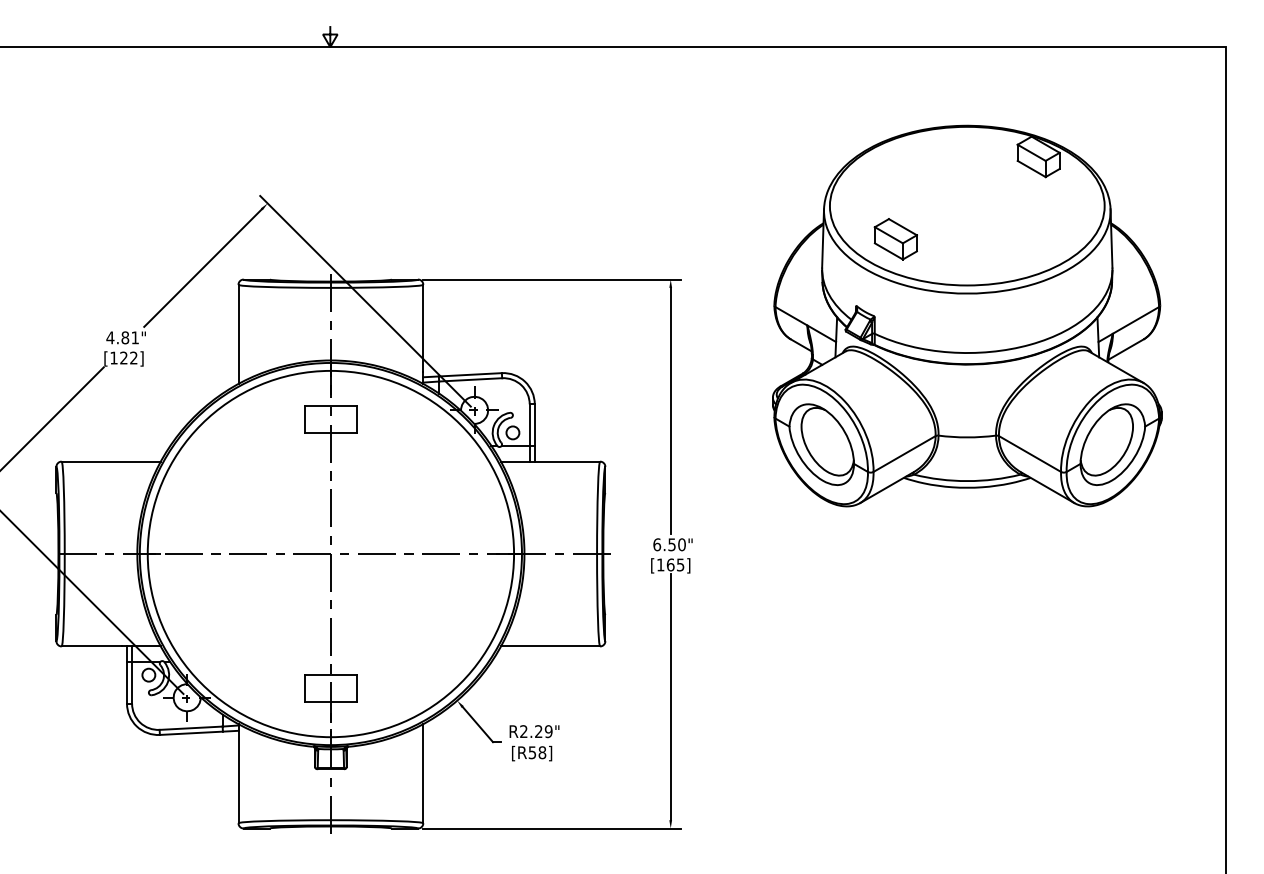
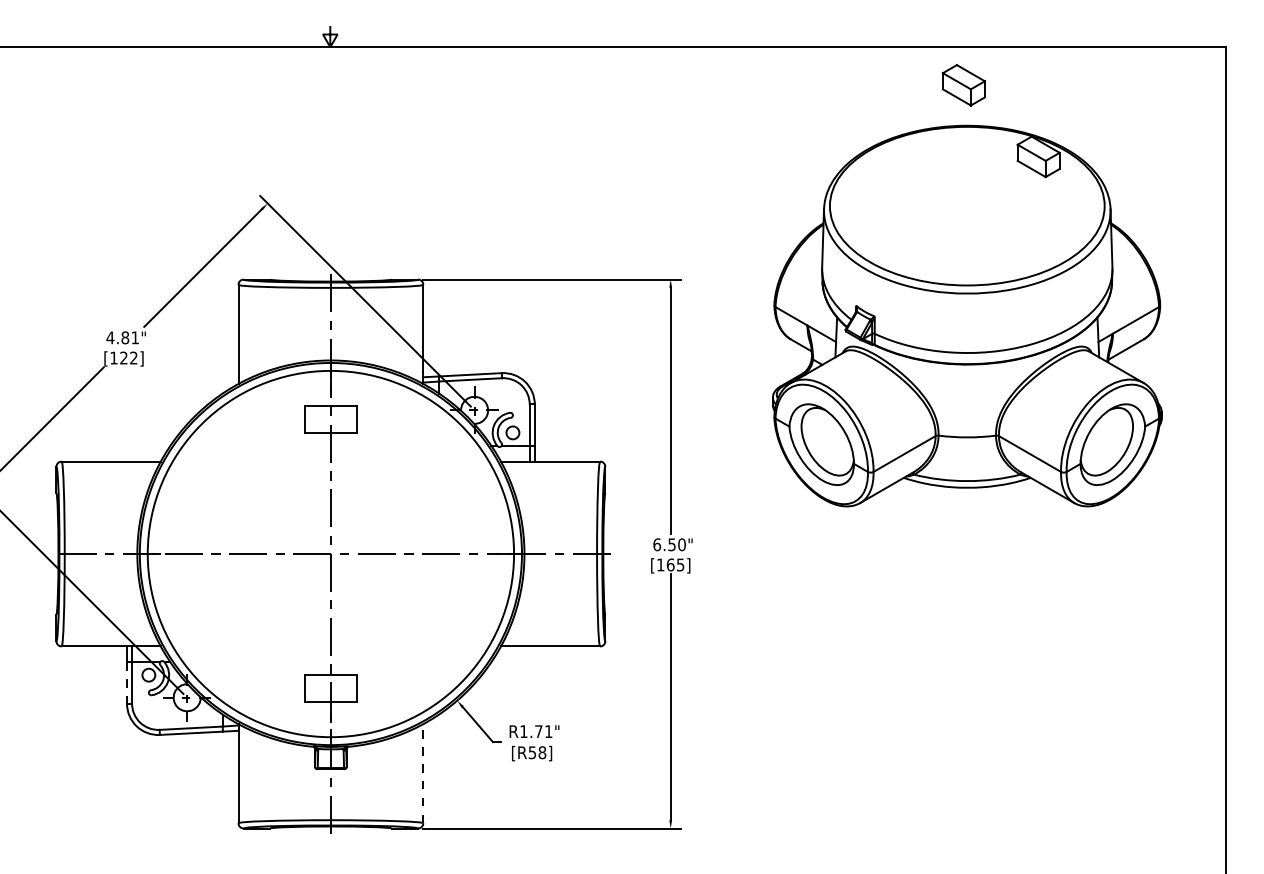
part position: (895, 239) -> (963, 85) (963, 85)
line: solid -> dashed (127, 683)
text: R2.29" -> R1.71" (536, 731)
line: solid -> dashed (423, 773)
